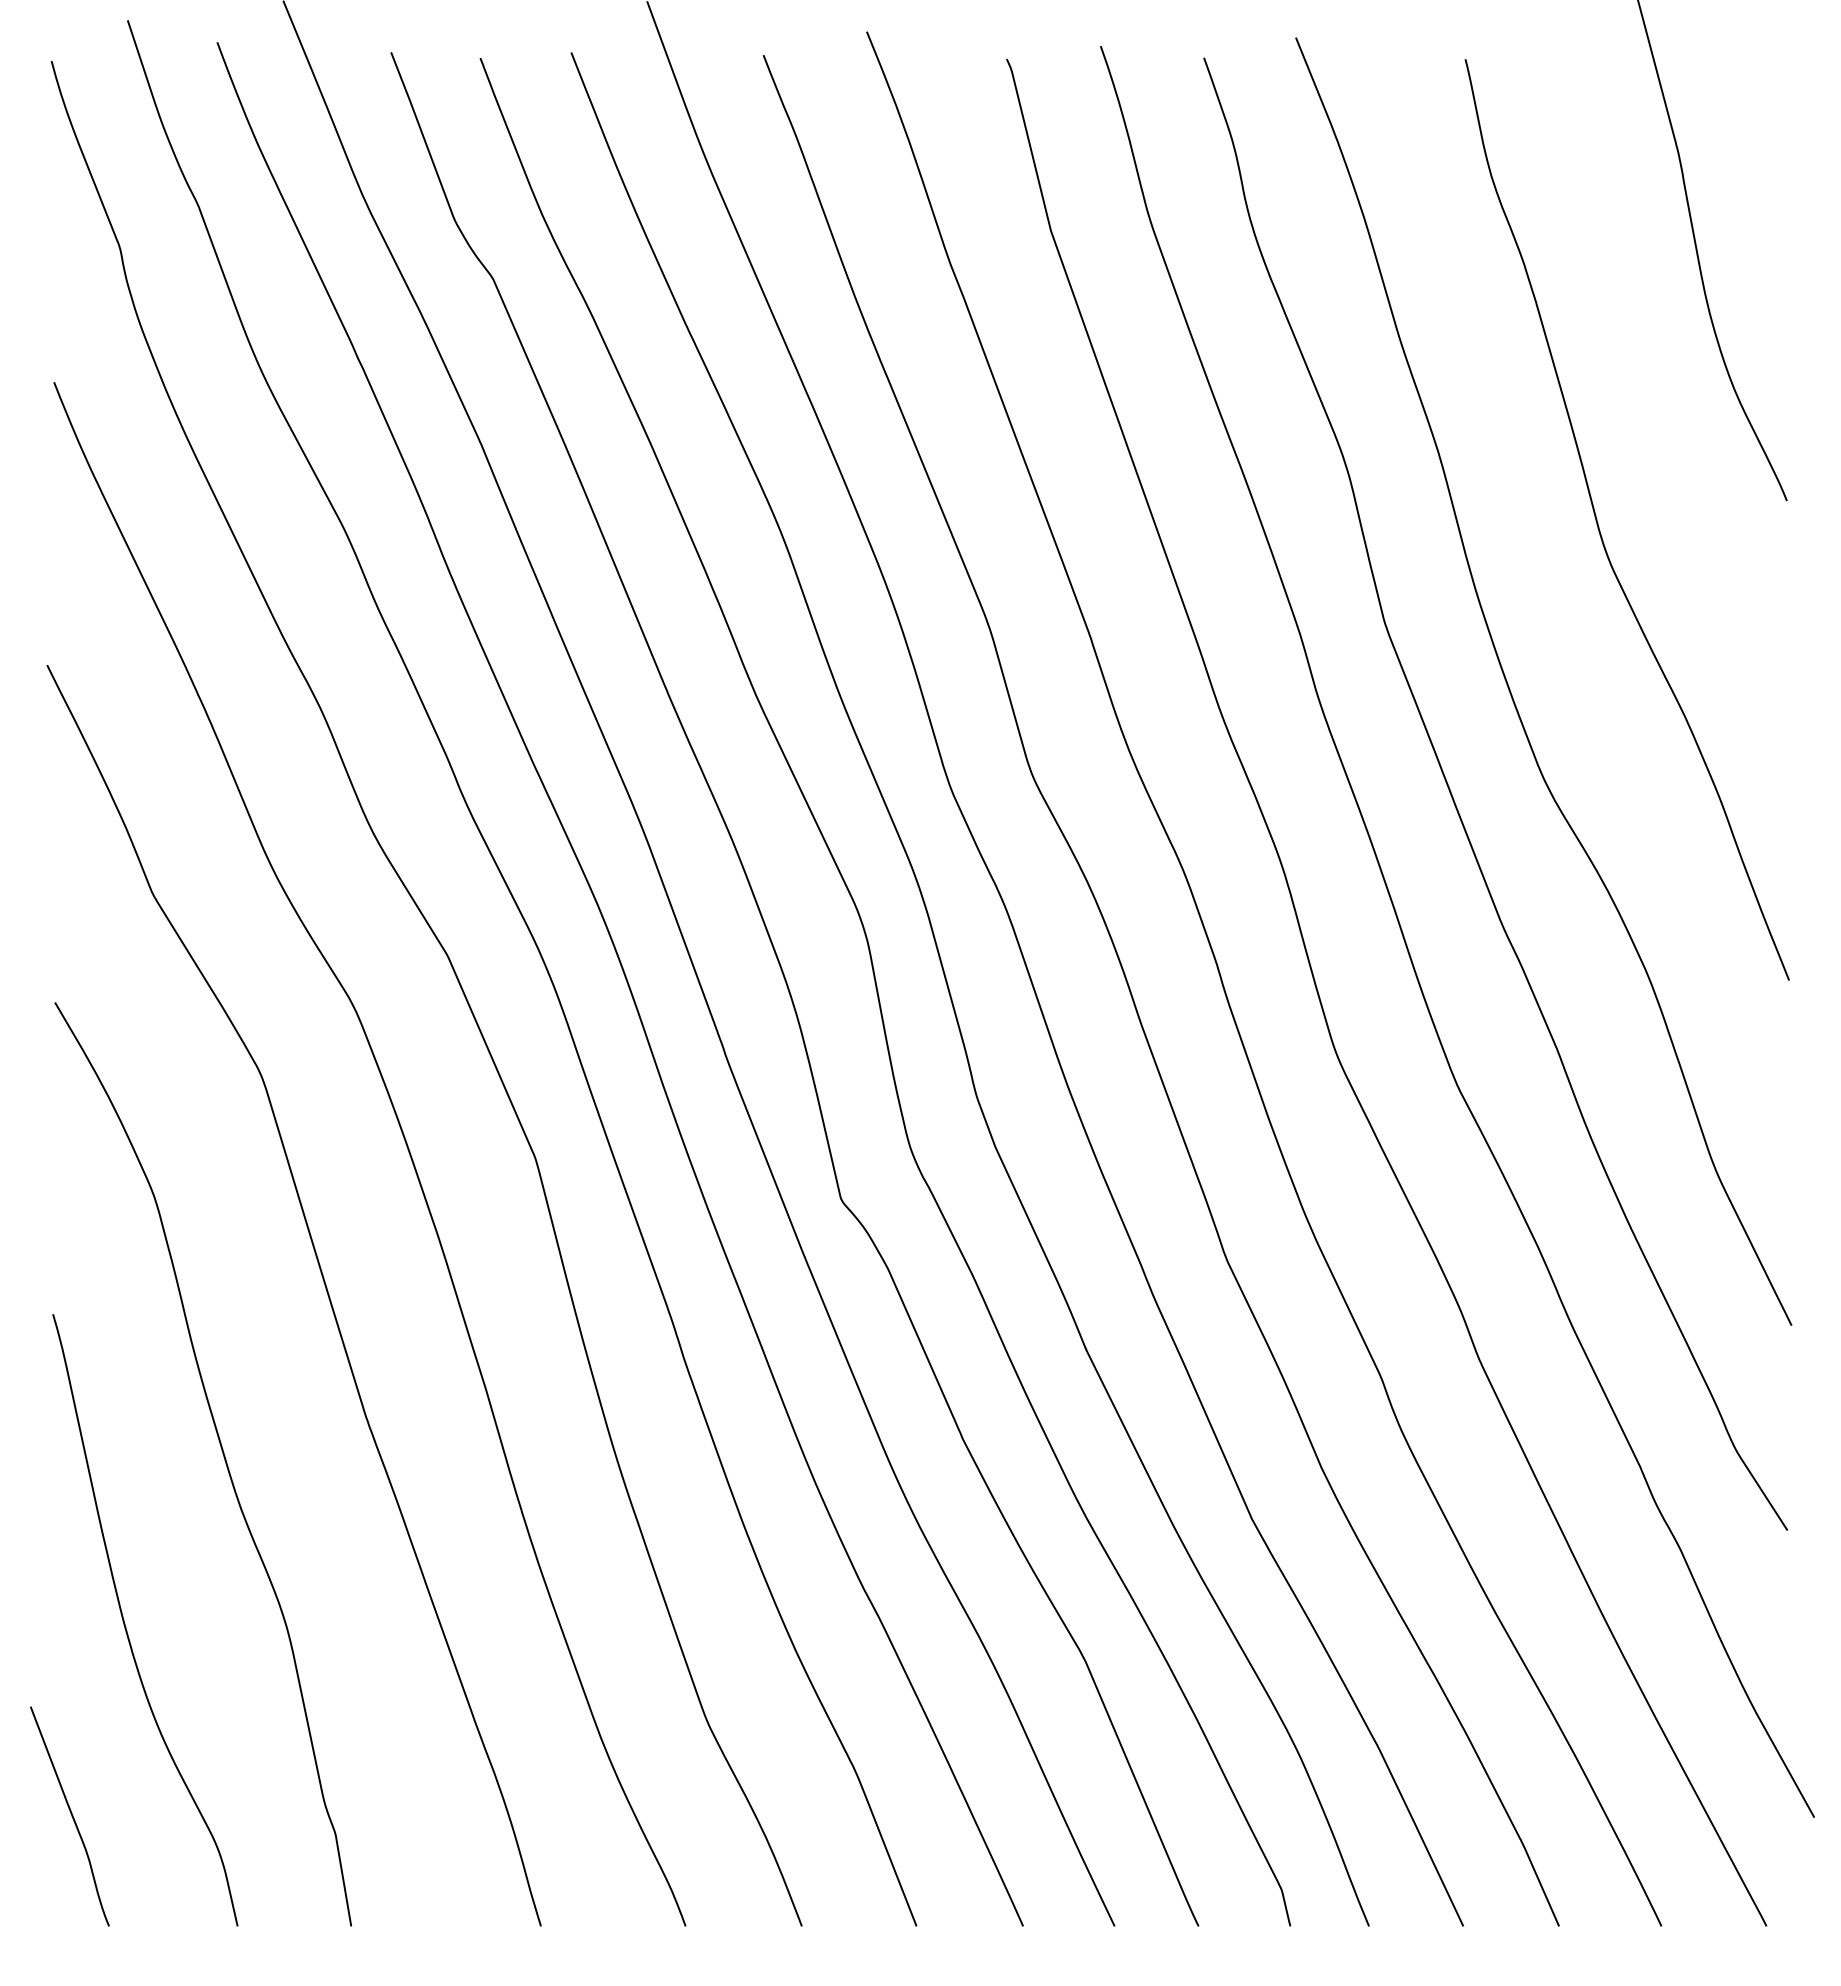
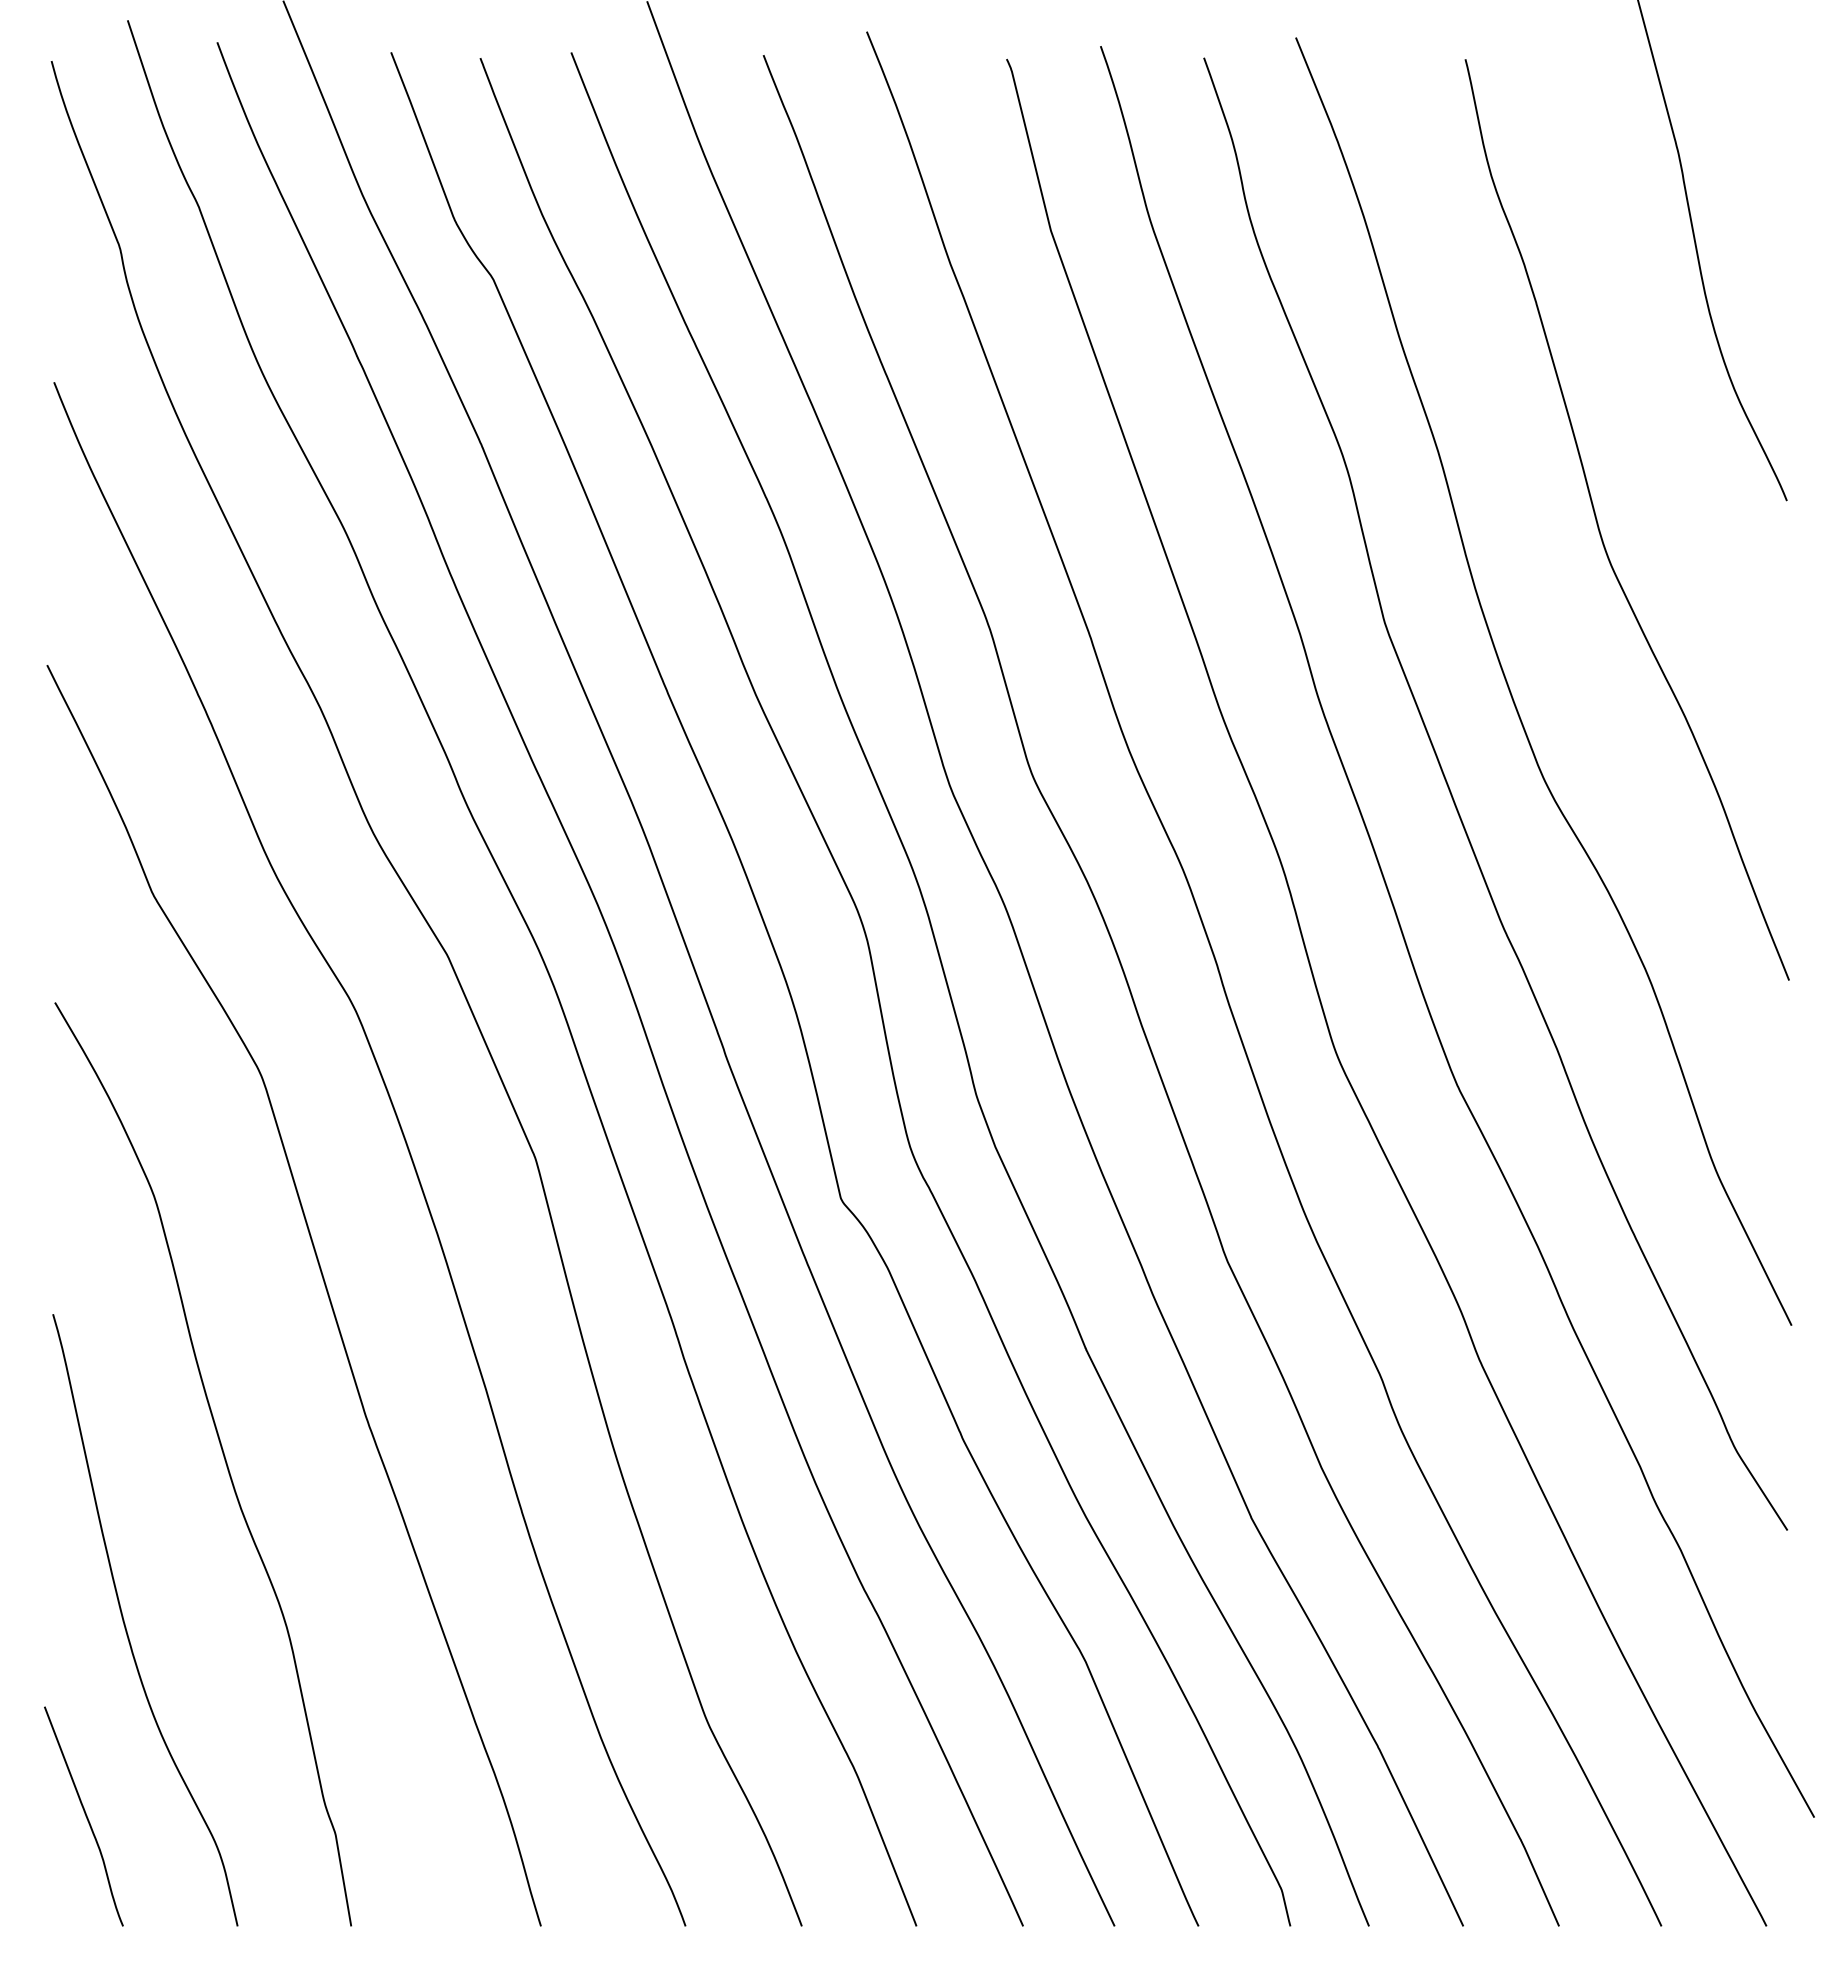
curve position: (71, 1816) -> (85, 1816) (85, 1816)
